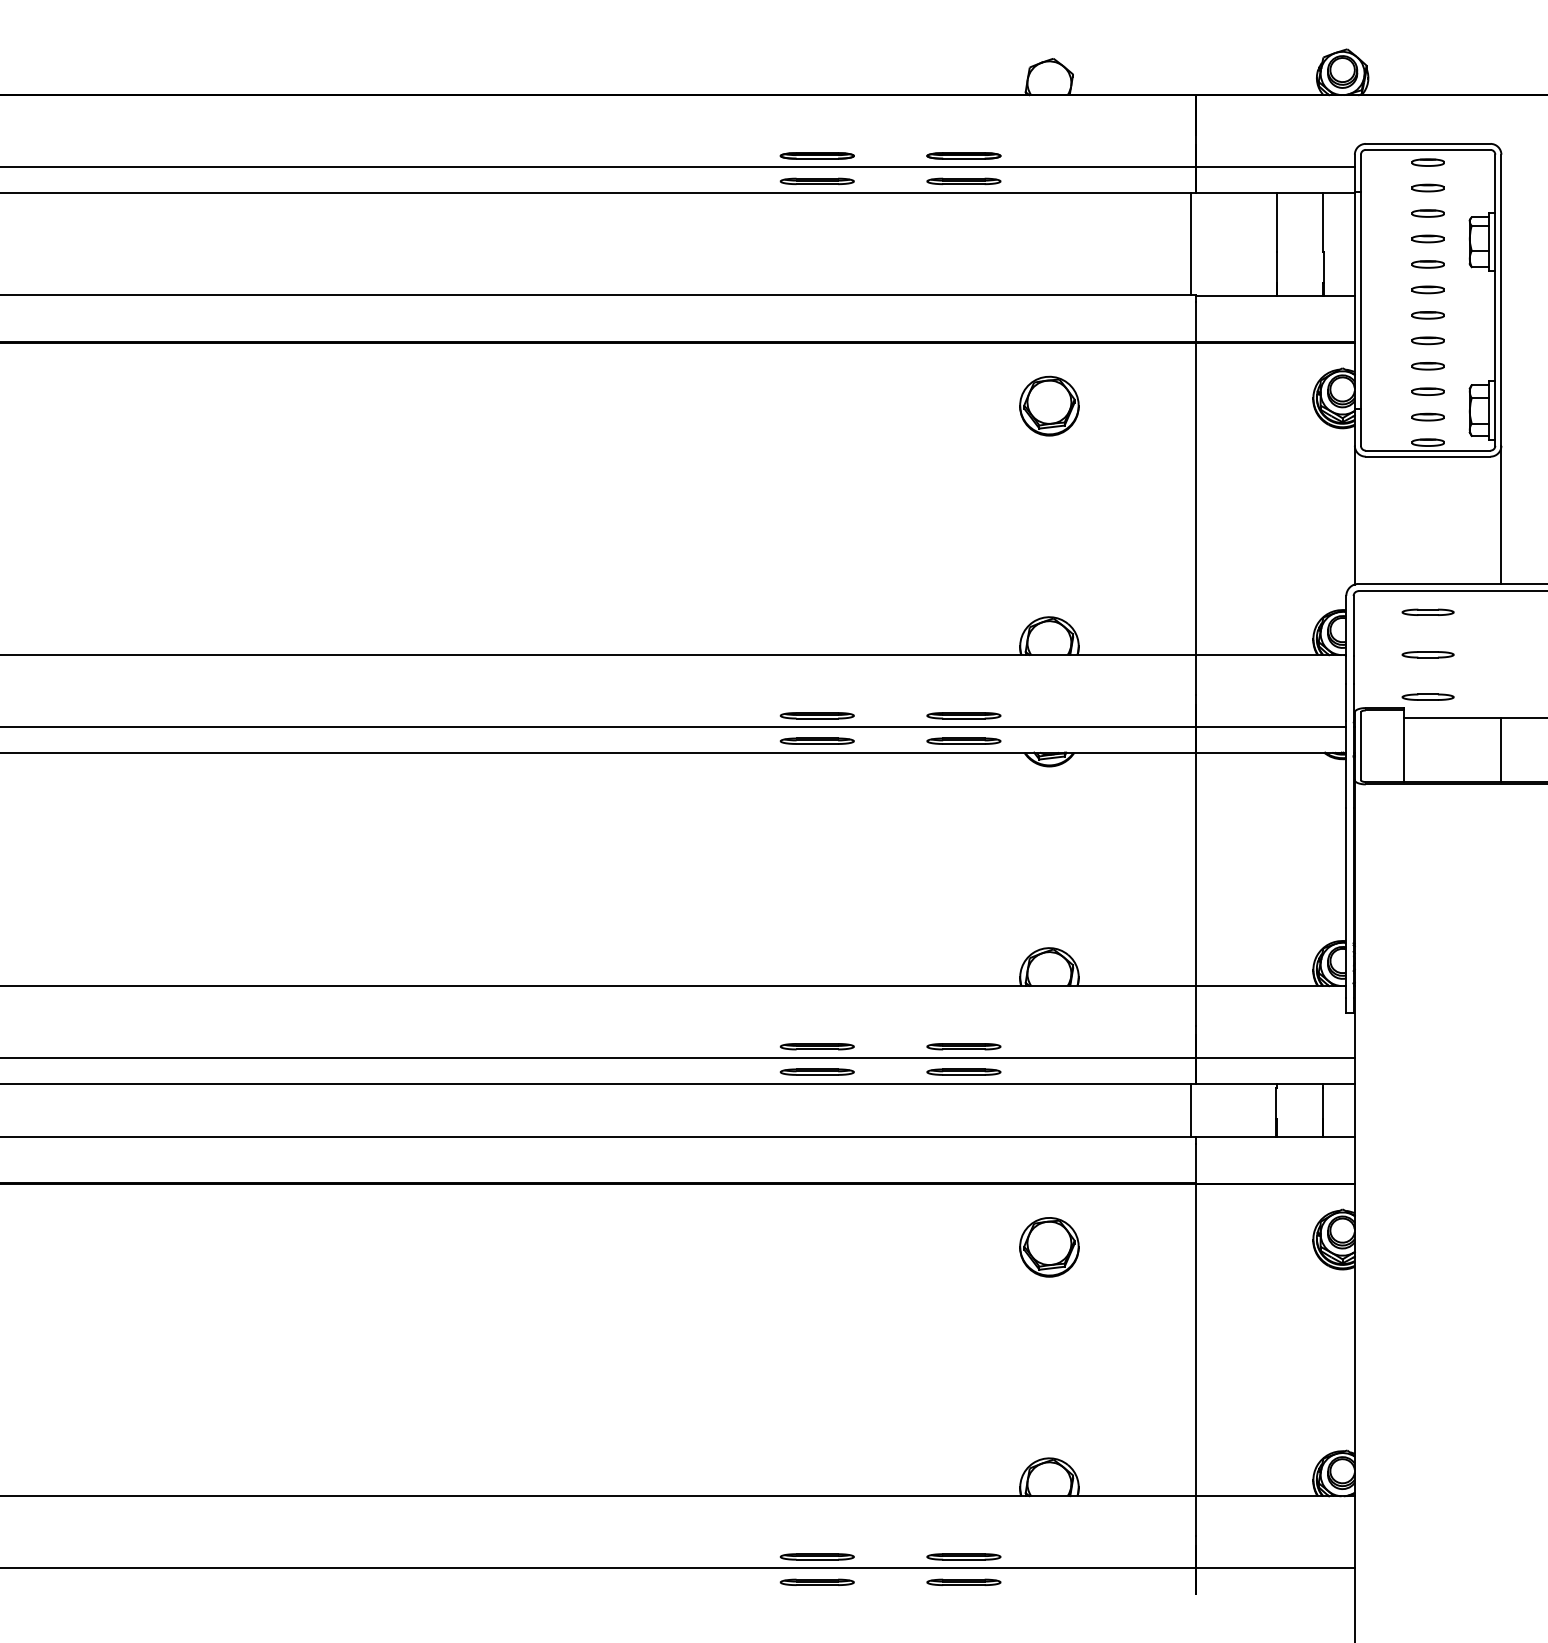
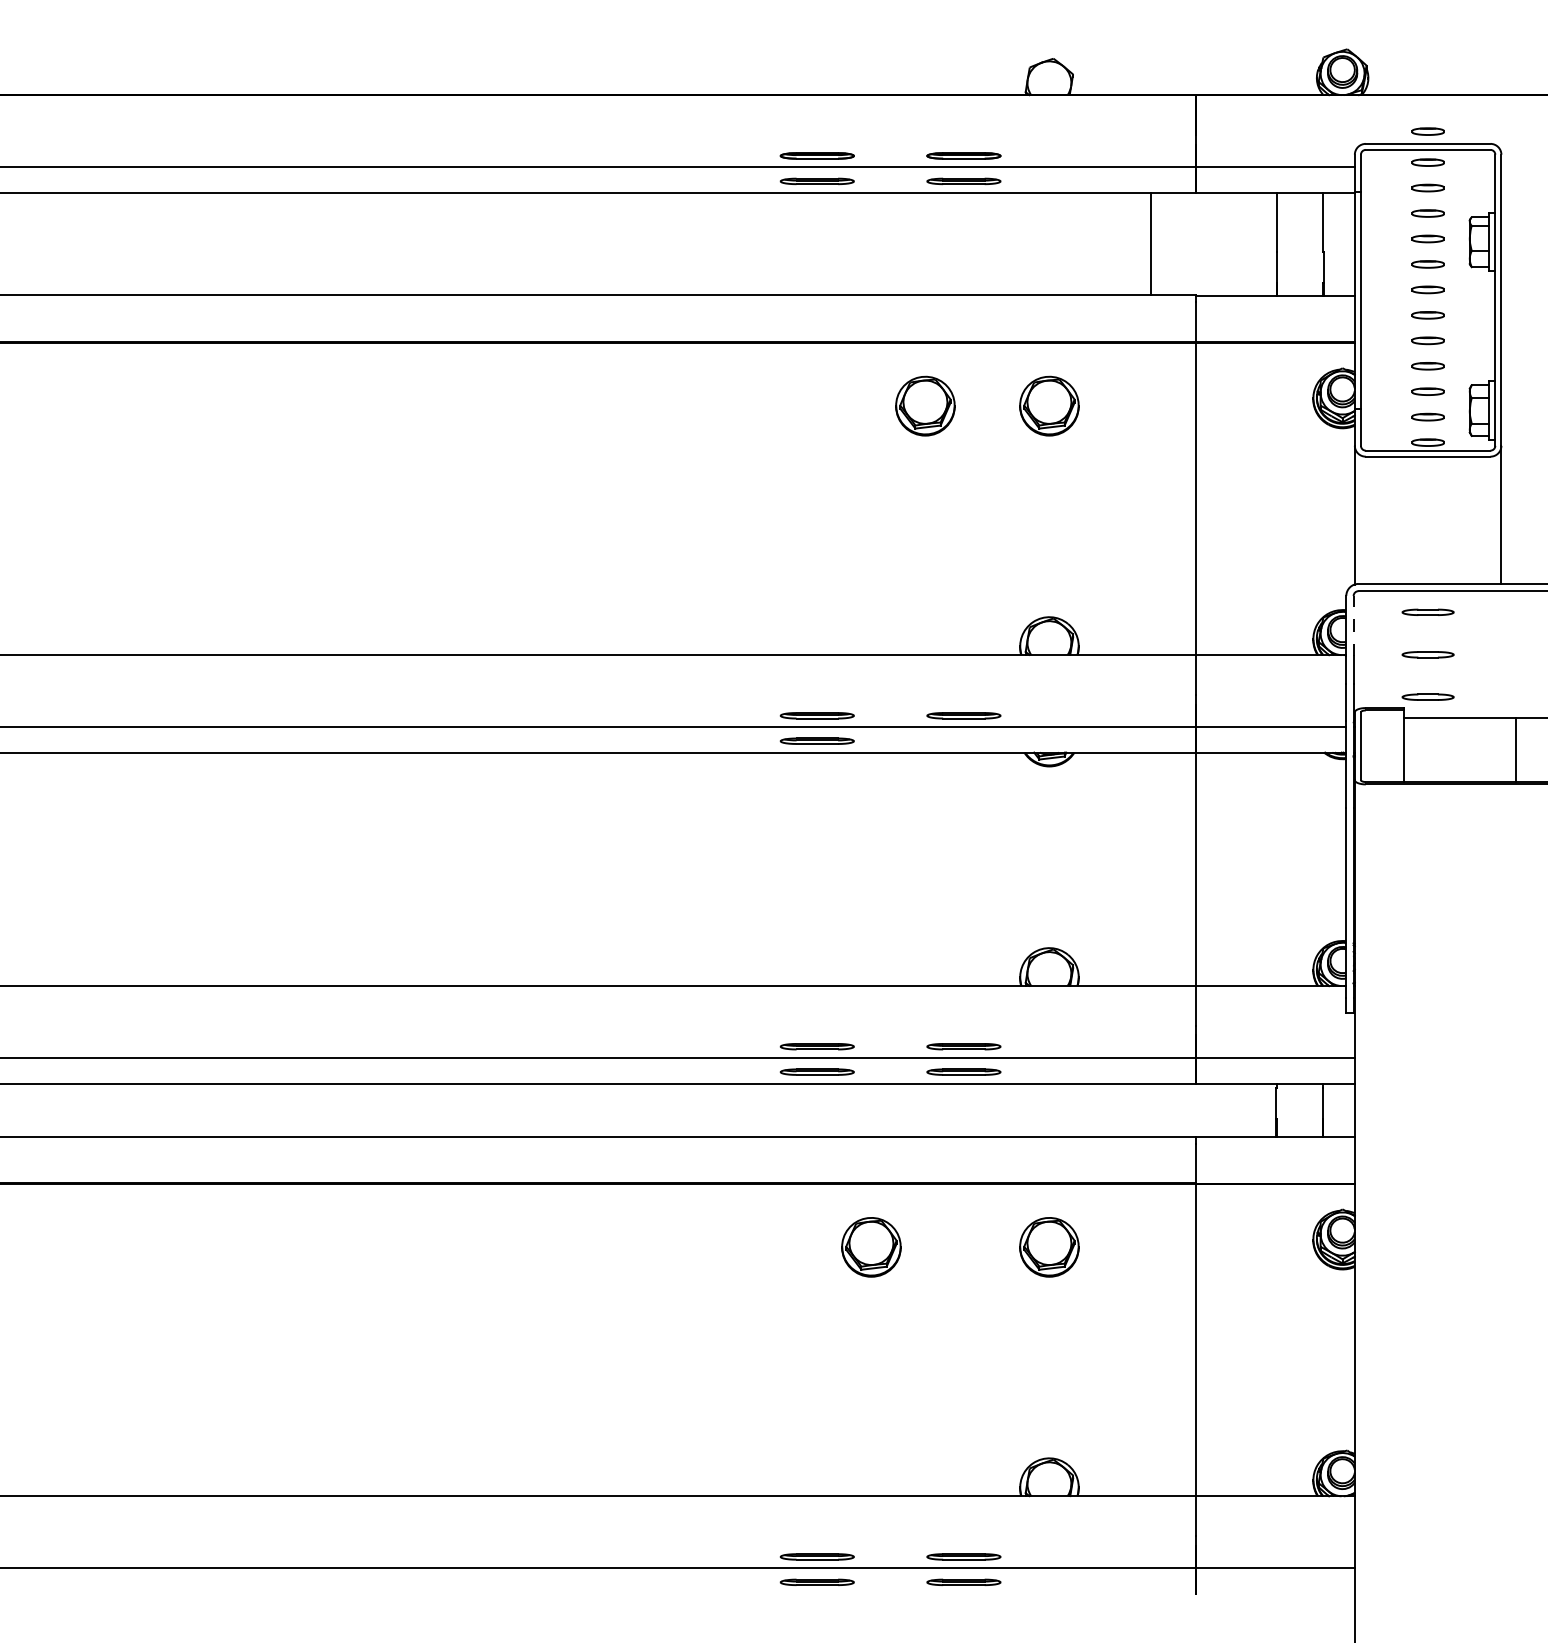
part: none -> present (1427, 131)
line position: (1191, 243) -> (1151, 243) (1151, 243)
part: none -> present (925, 405)
line: solid -> dashed (1353, 625)
part: present -> none (963, 740)
line position: (1501, 750) -> (1516, 750) (1516, 750)
line: present -> none (1191, 1109)
part: none -> present (871, 1247)
